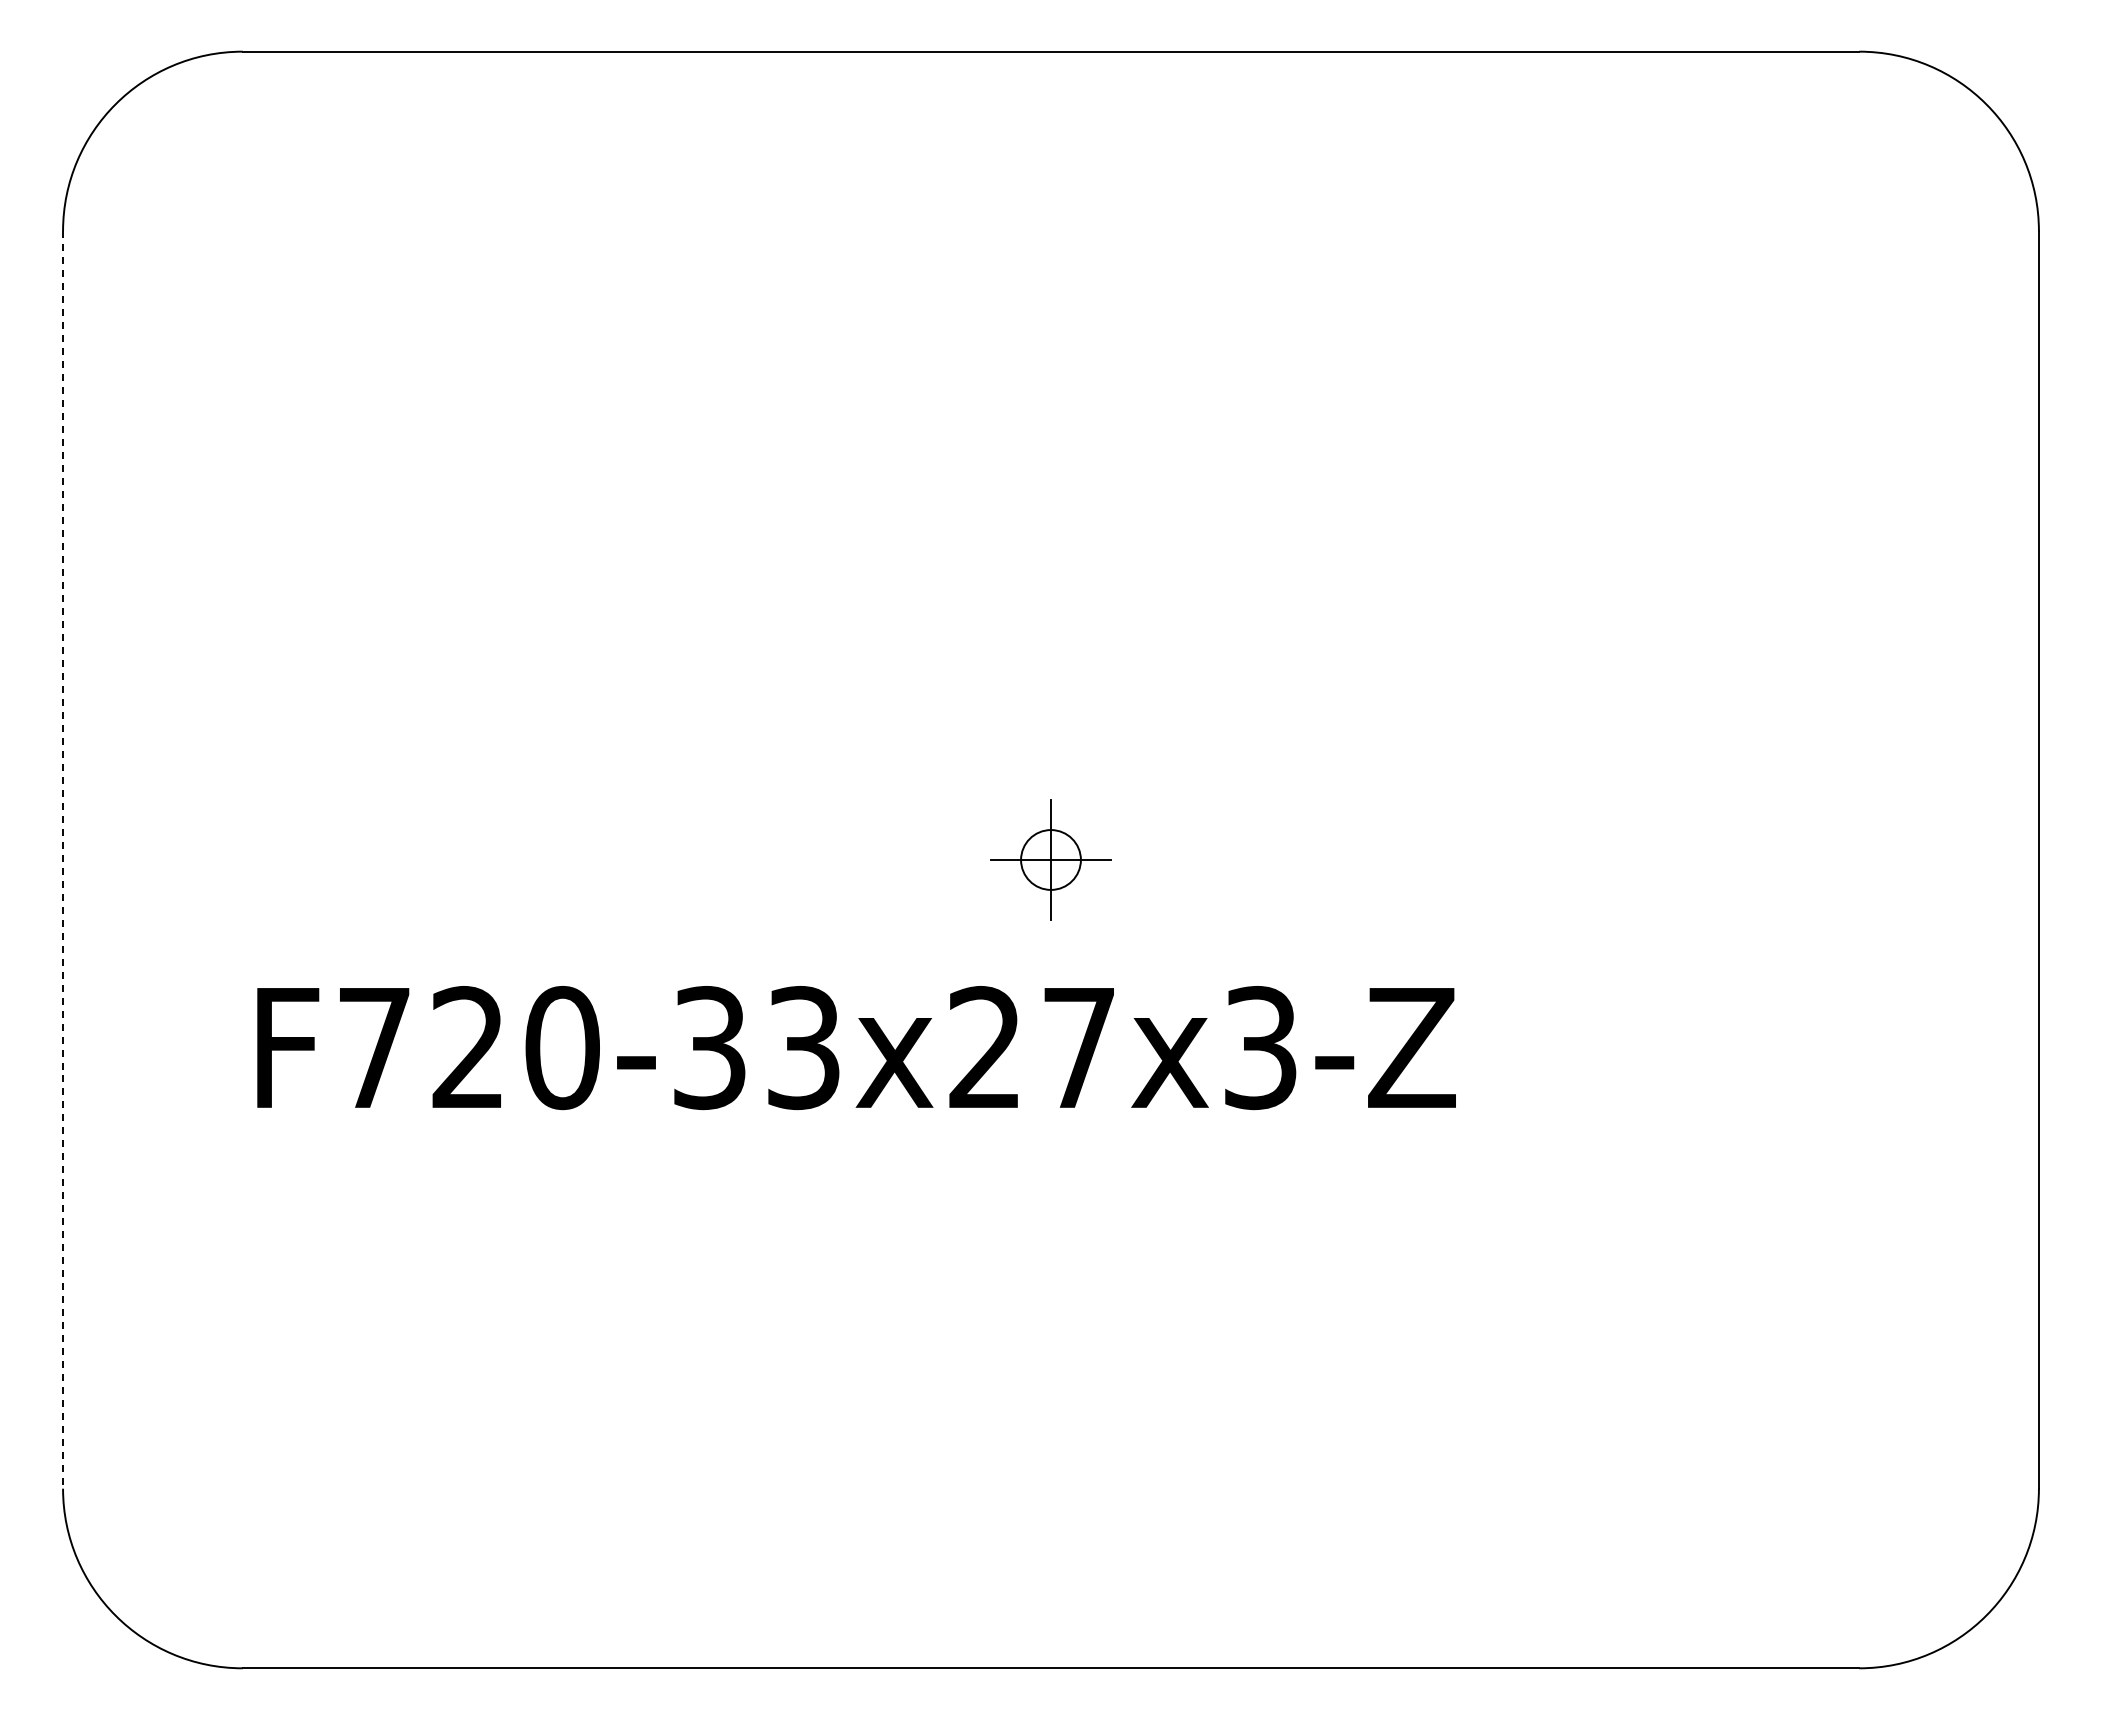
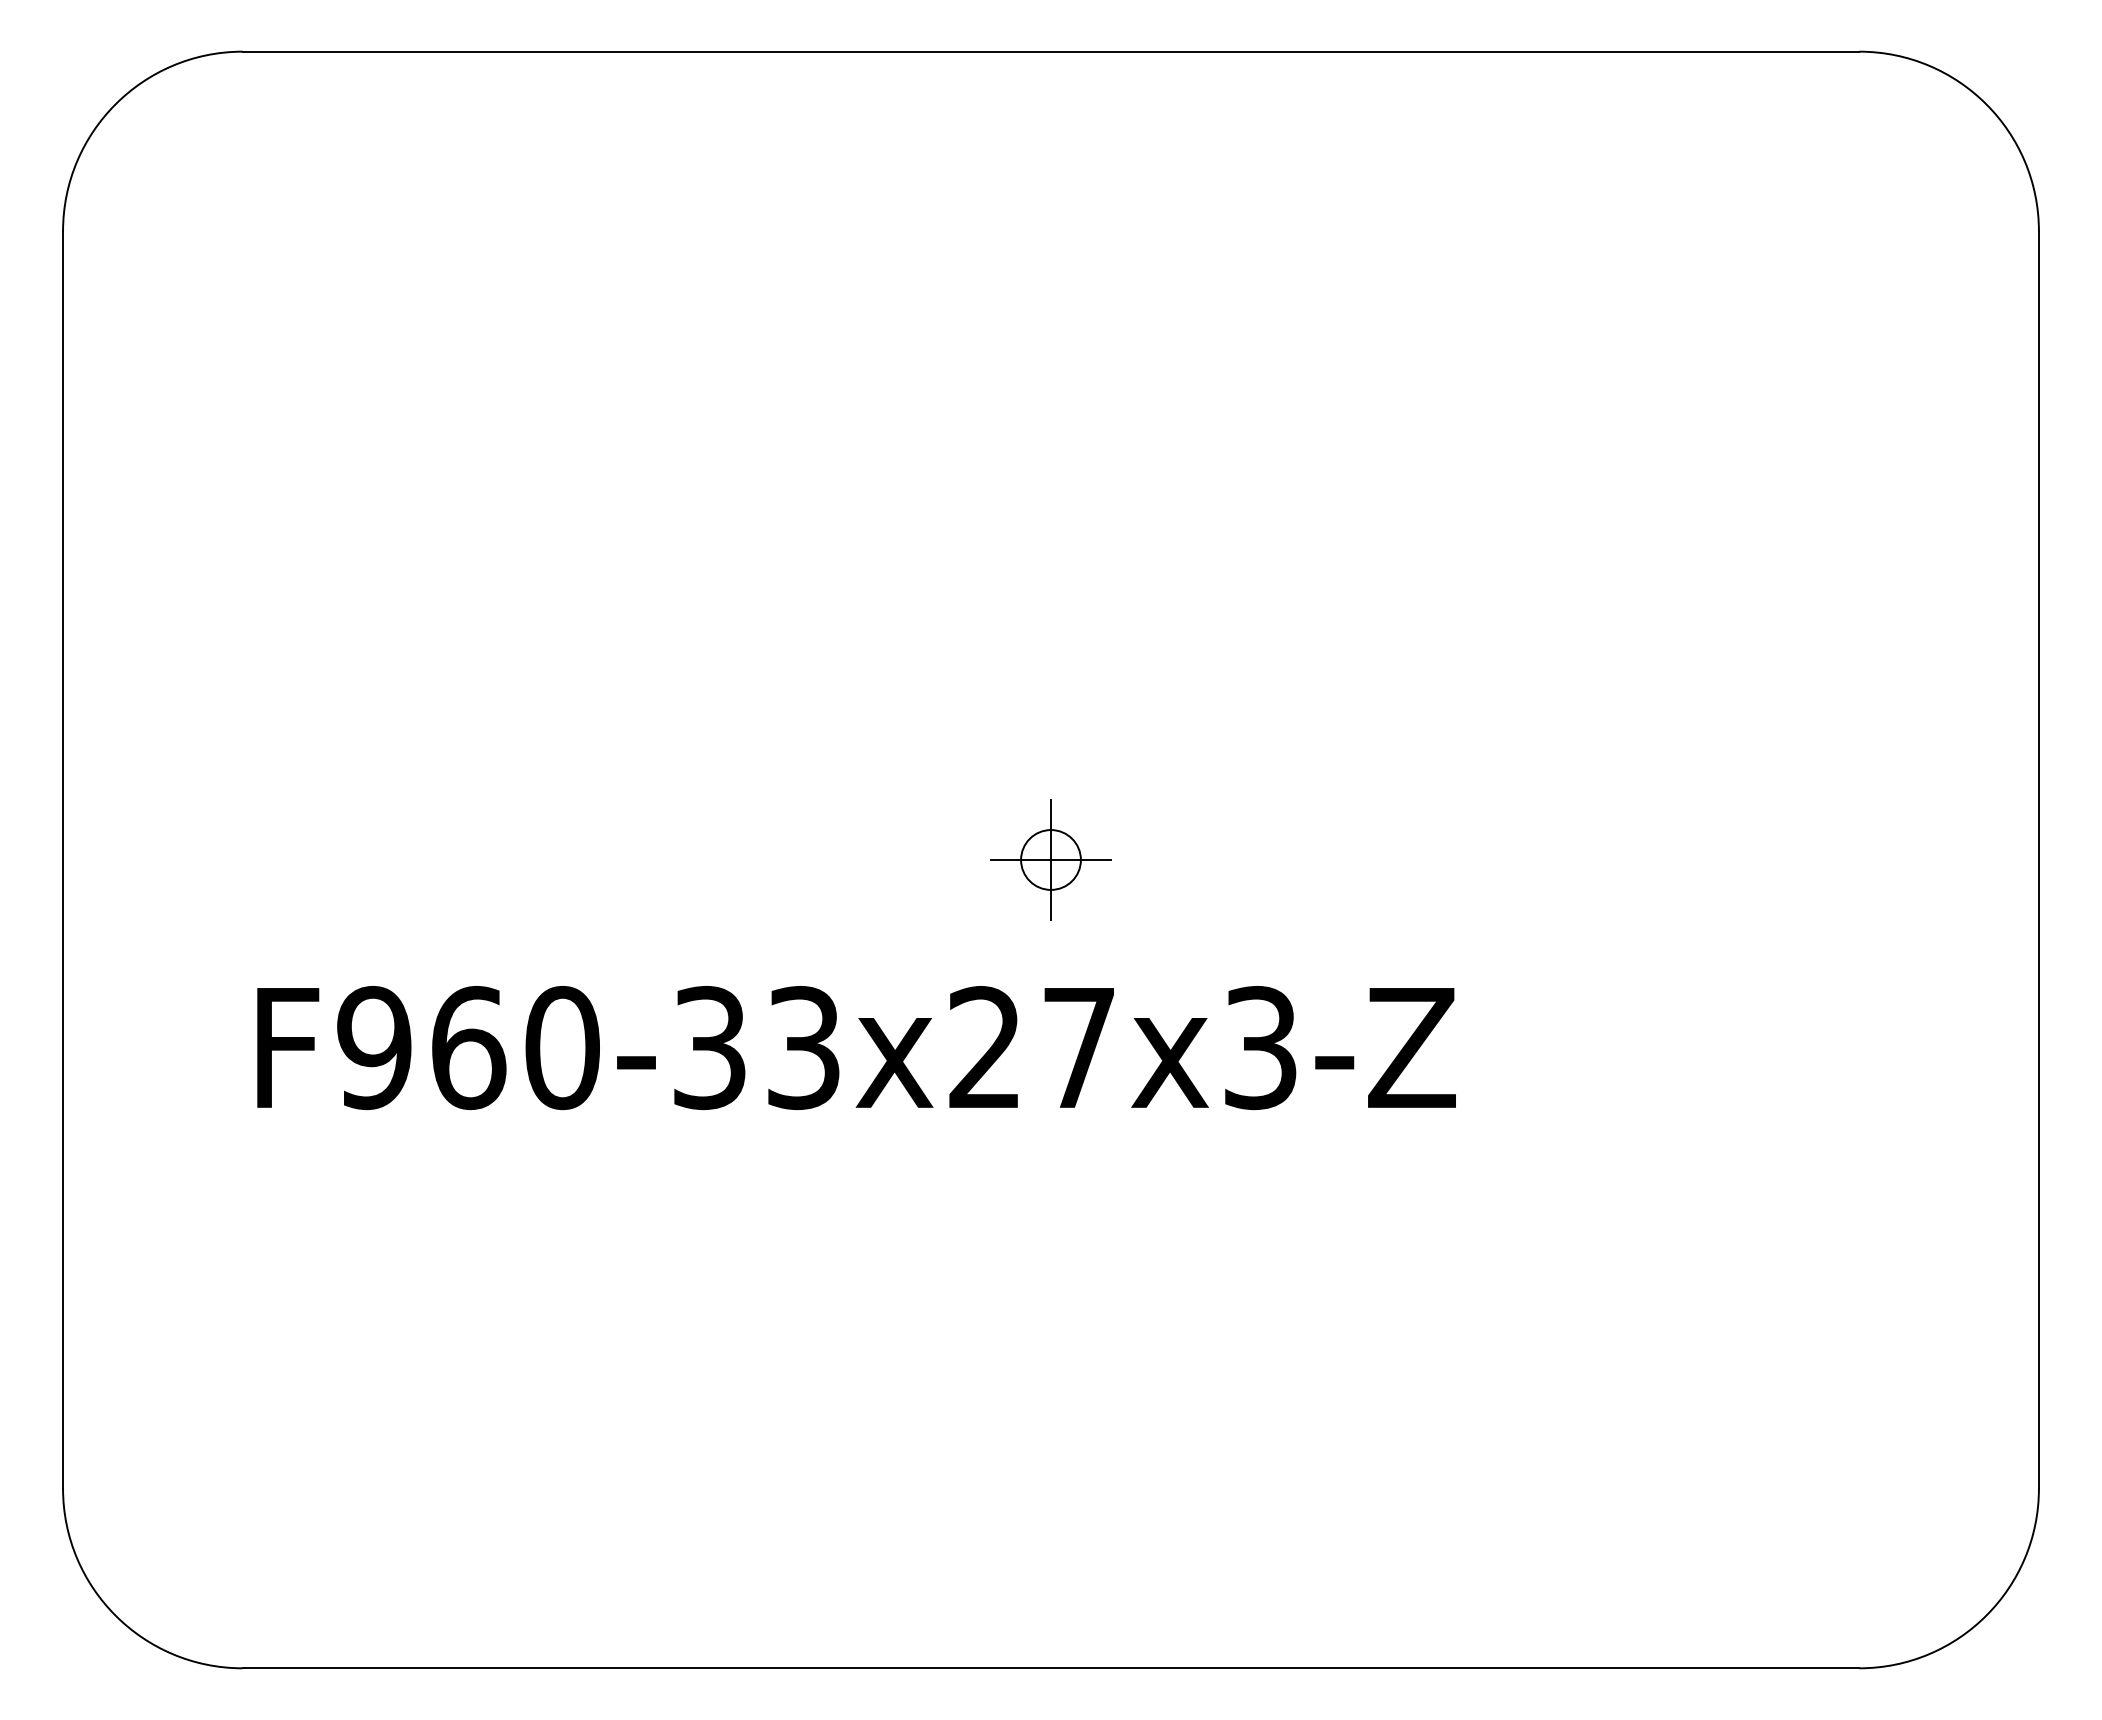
line: dashed -> solid (63, 860)
text: F720-33x27x3-Z -> F960-33x27x3-Z (421, 1048)
